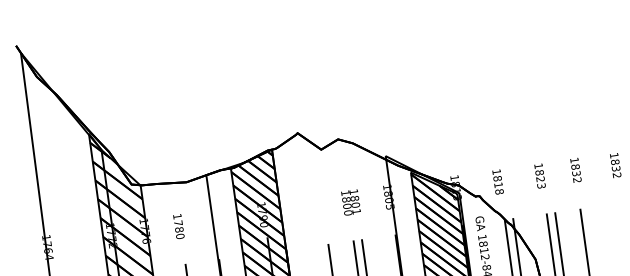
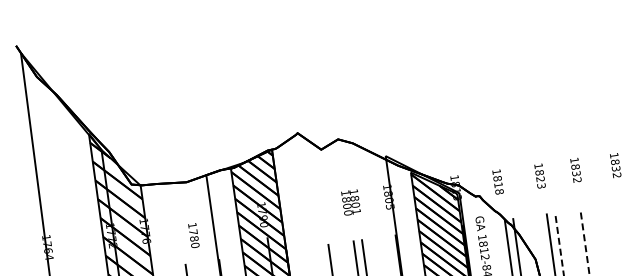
text position: (178, 226) -> (193, 235) (193, 235)
line: solid -> dashed (584, 241)
line: solid -> dashed (559, 243)
